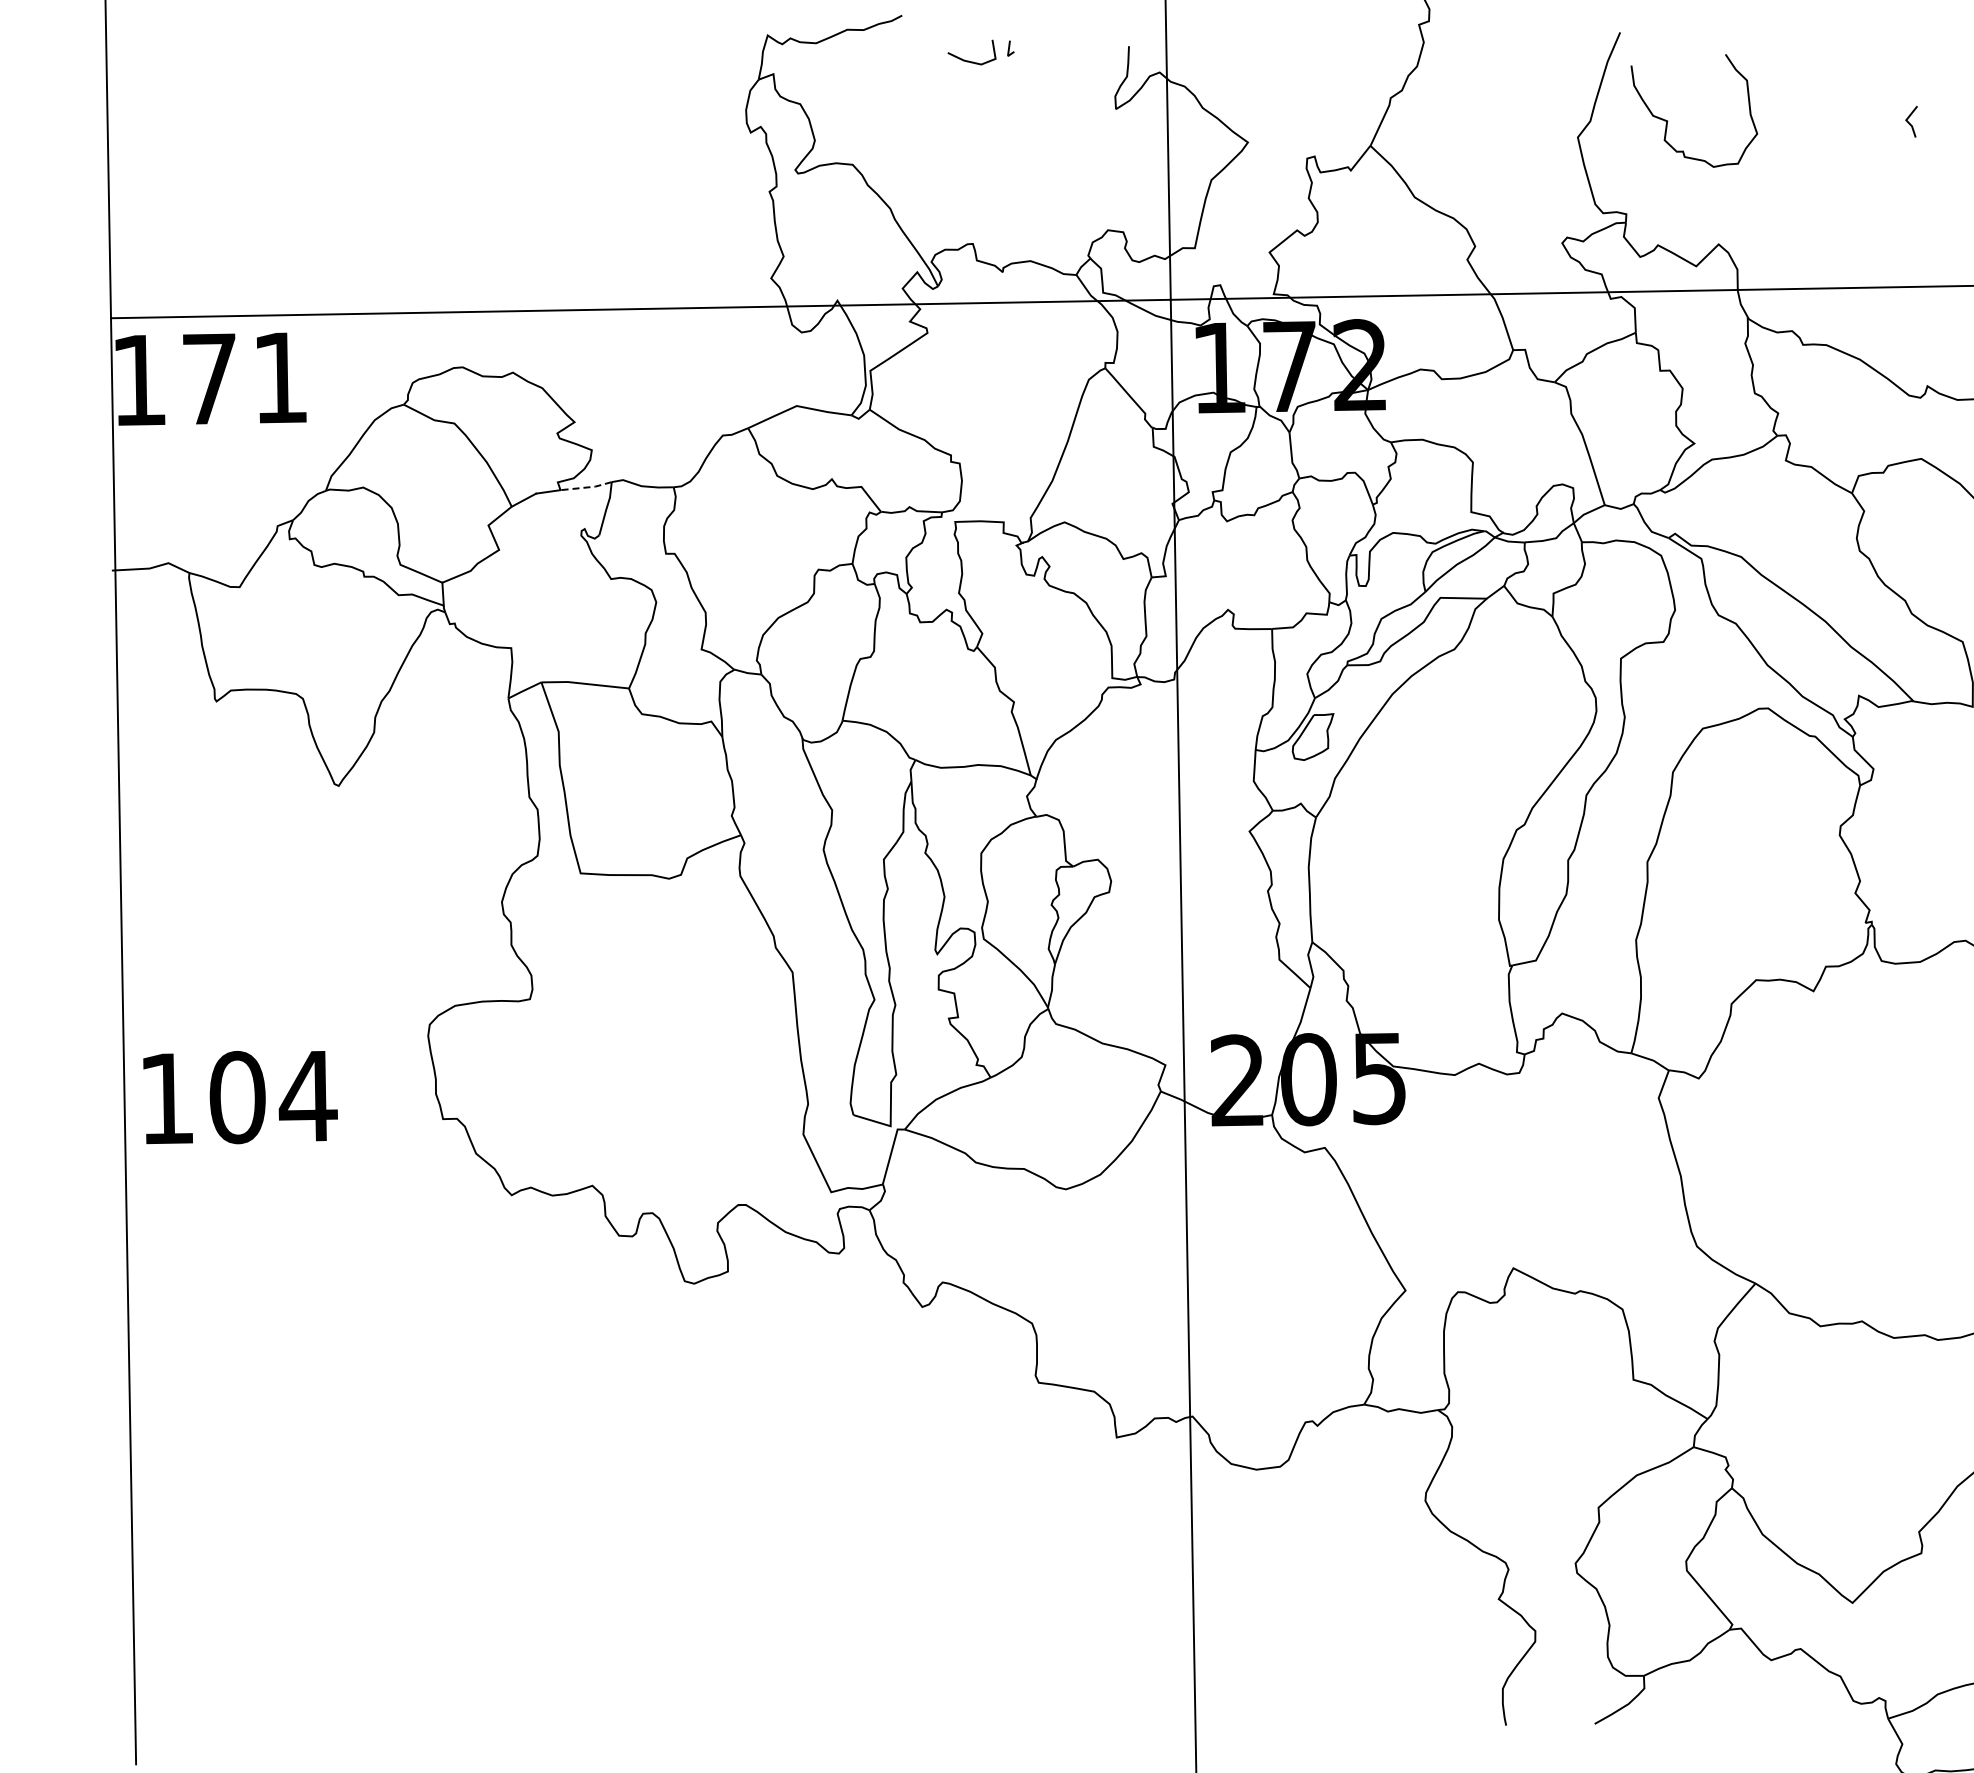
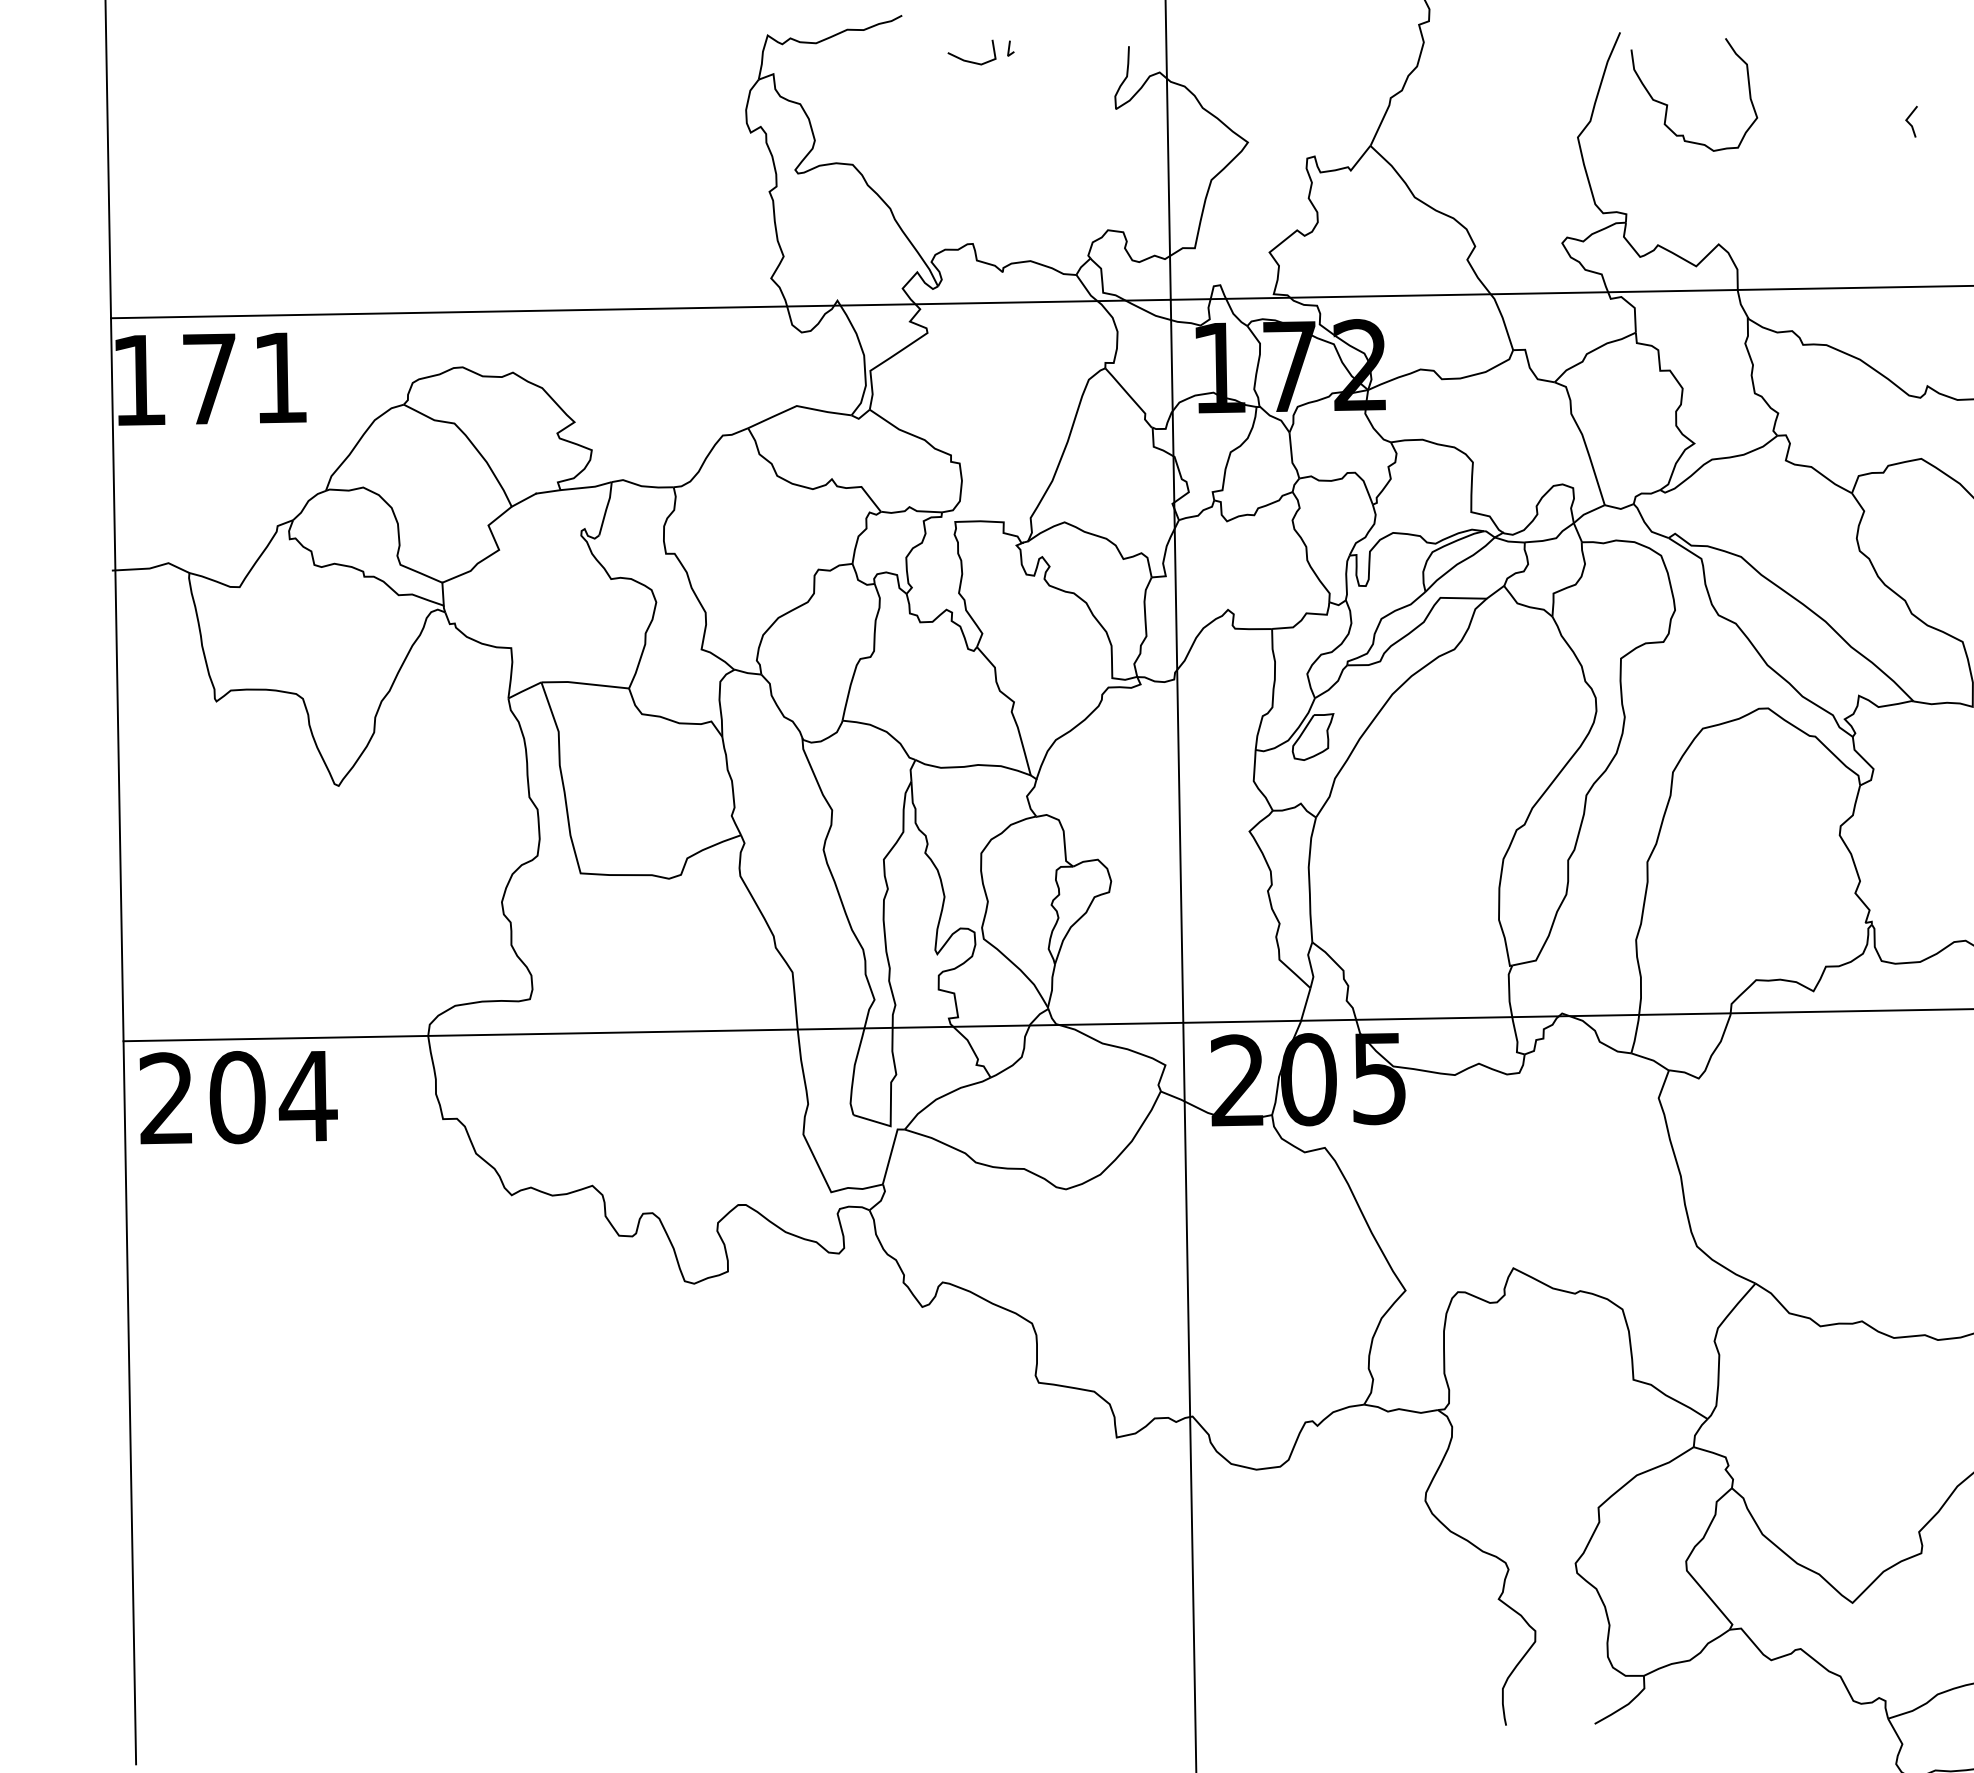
curve position: (1668, 121) -> (1668, 105) (1668, 105)
line: dashed -> solid (587, 487)
line: none -> present (1046, 1025)
text: 104 -> 204 (165, 1098)
